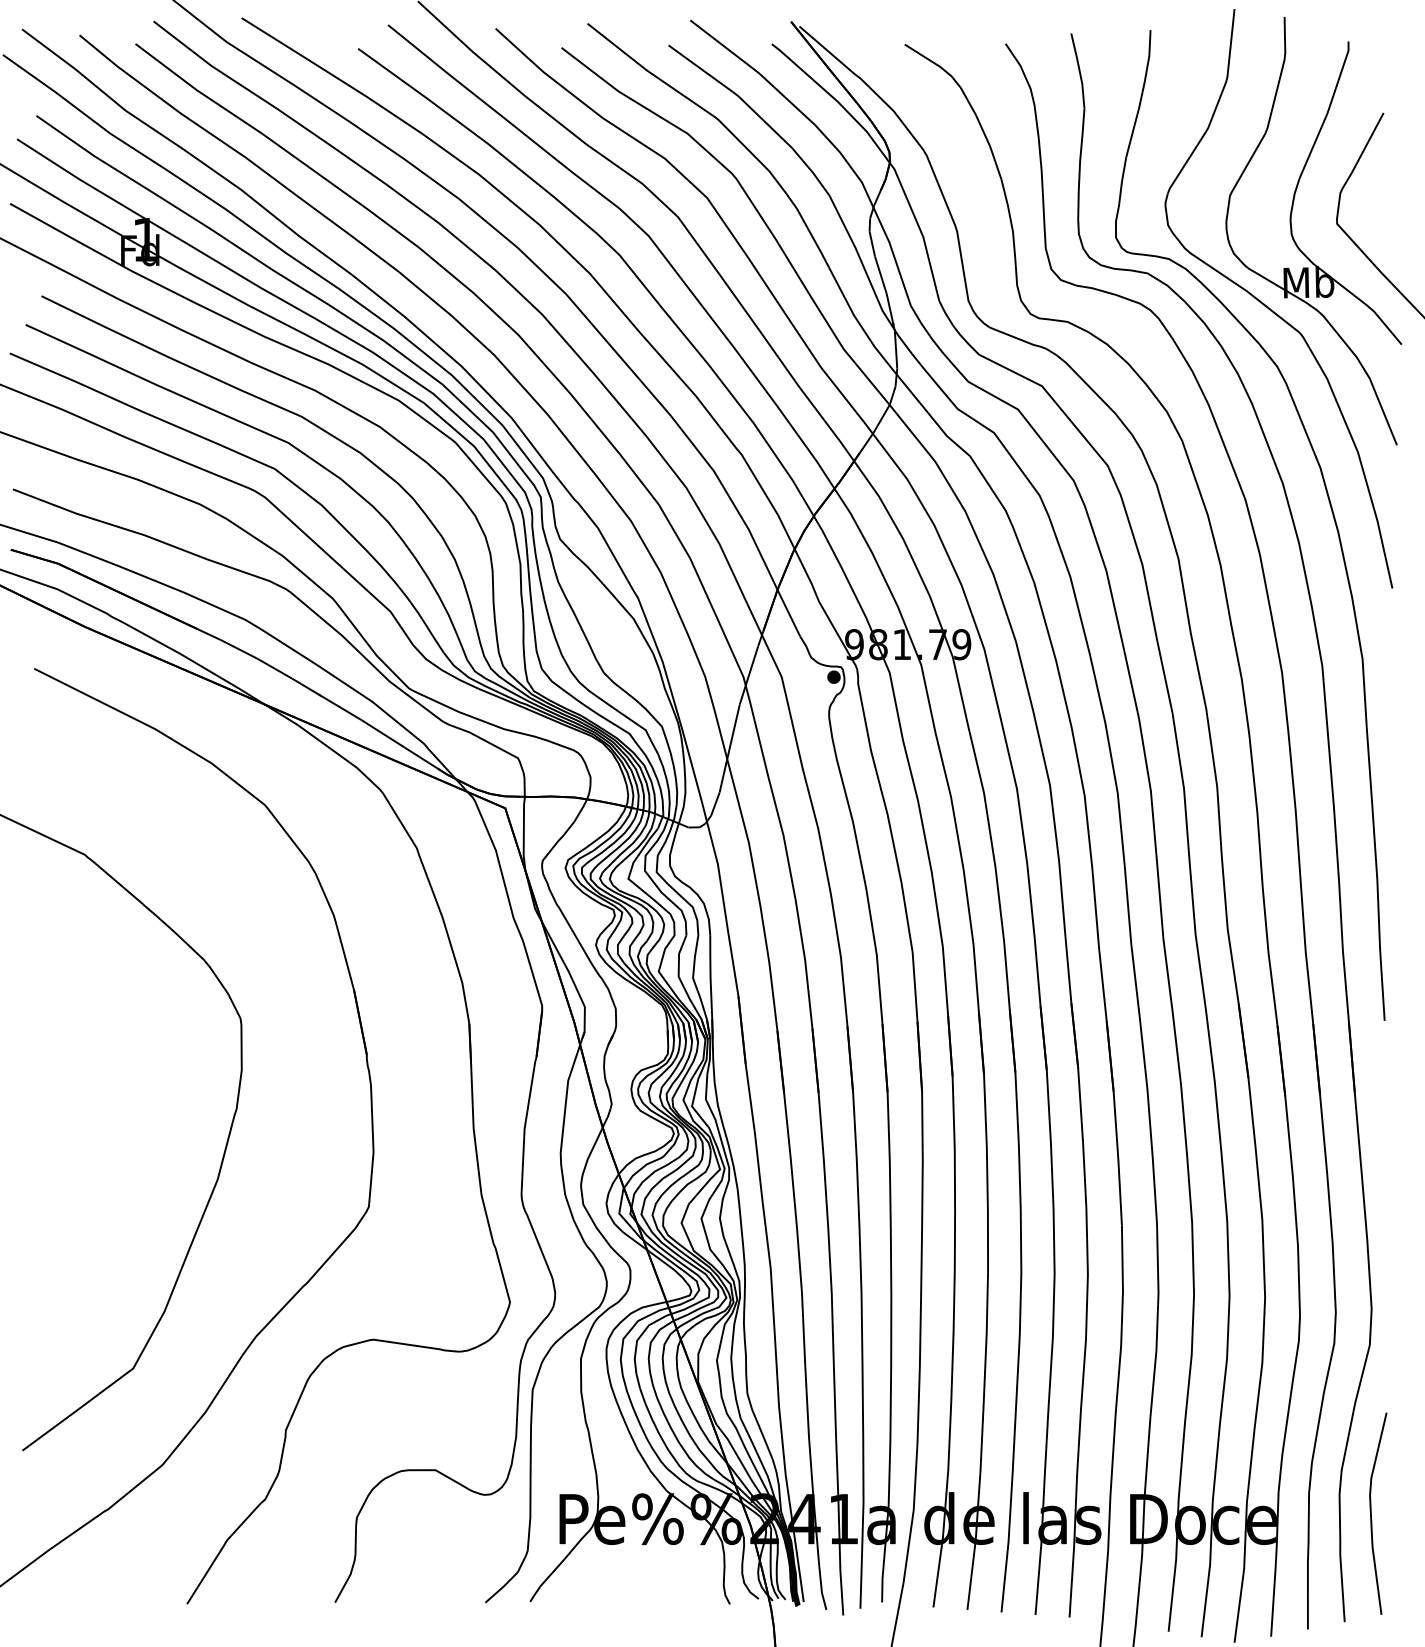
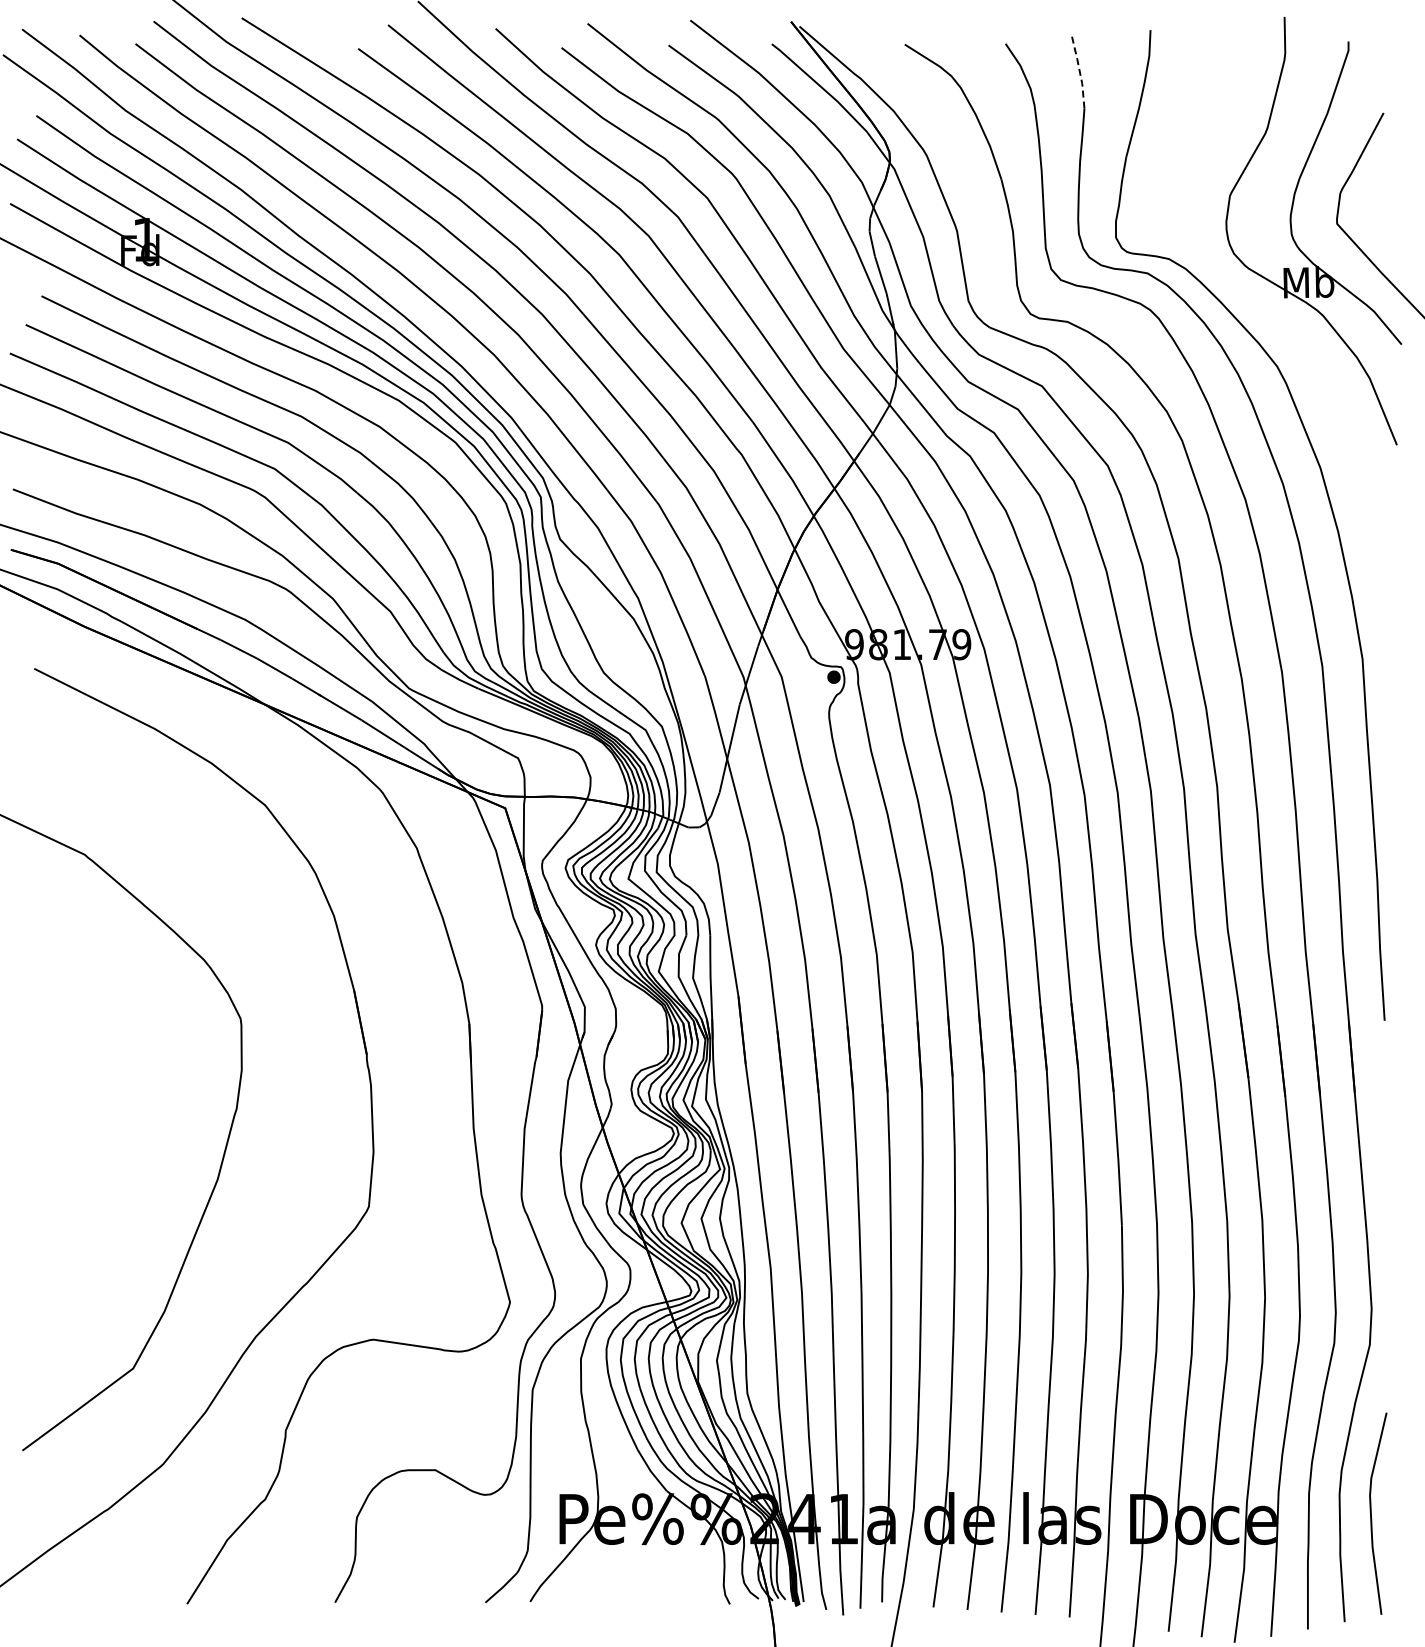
line: solid -> dashed (1079, 70)
part: present -> none (1269, 307)
